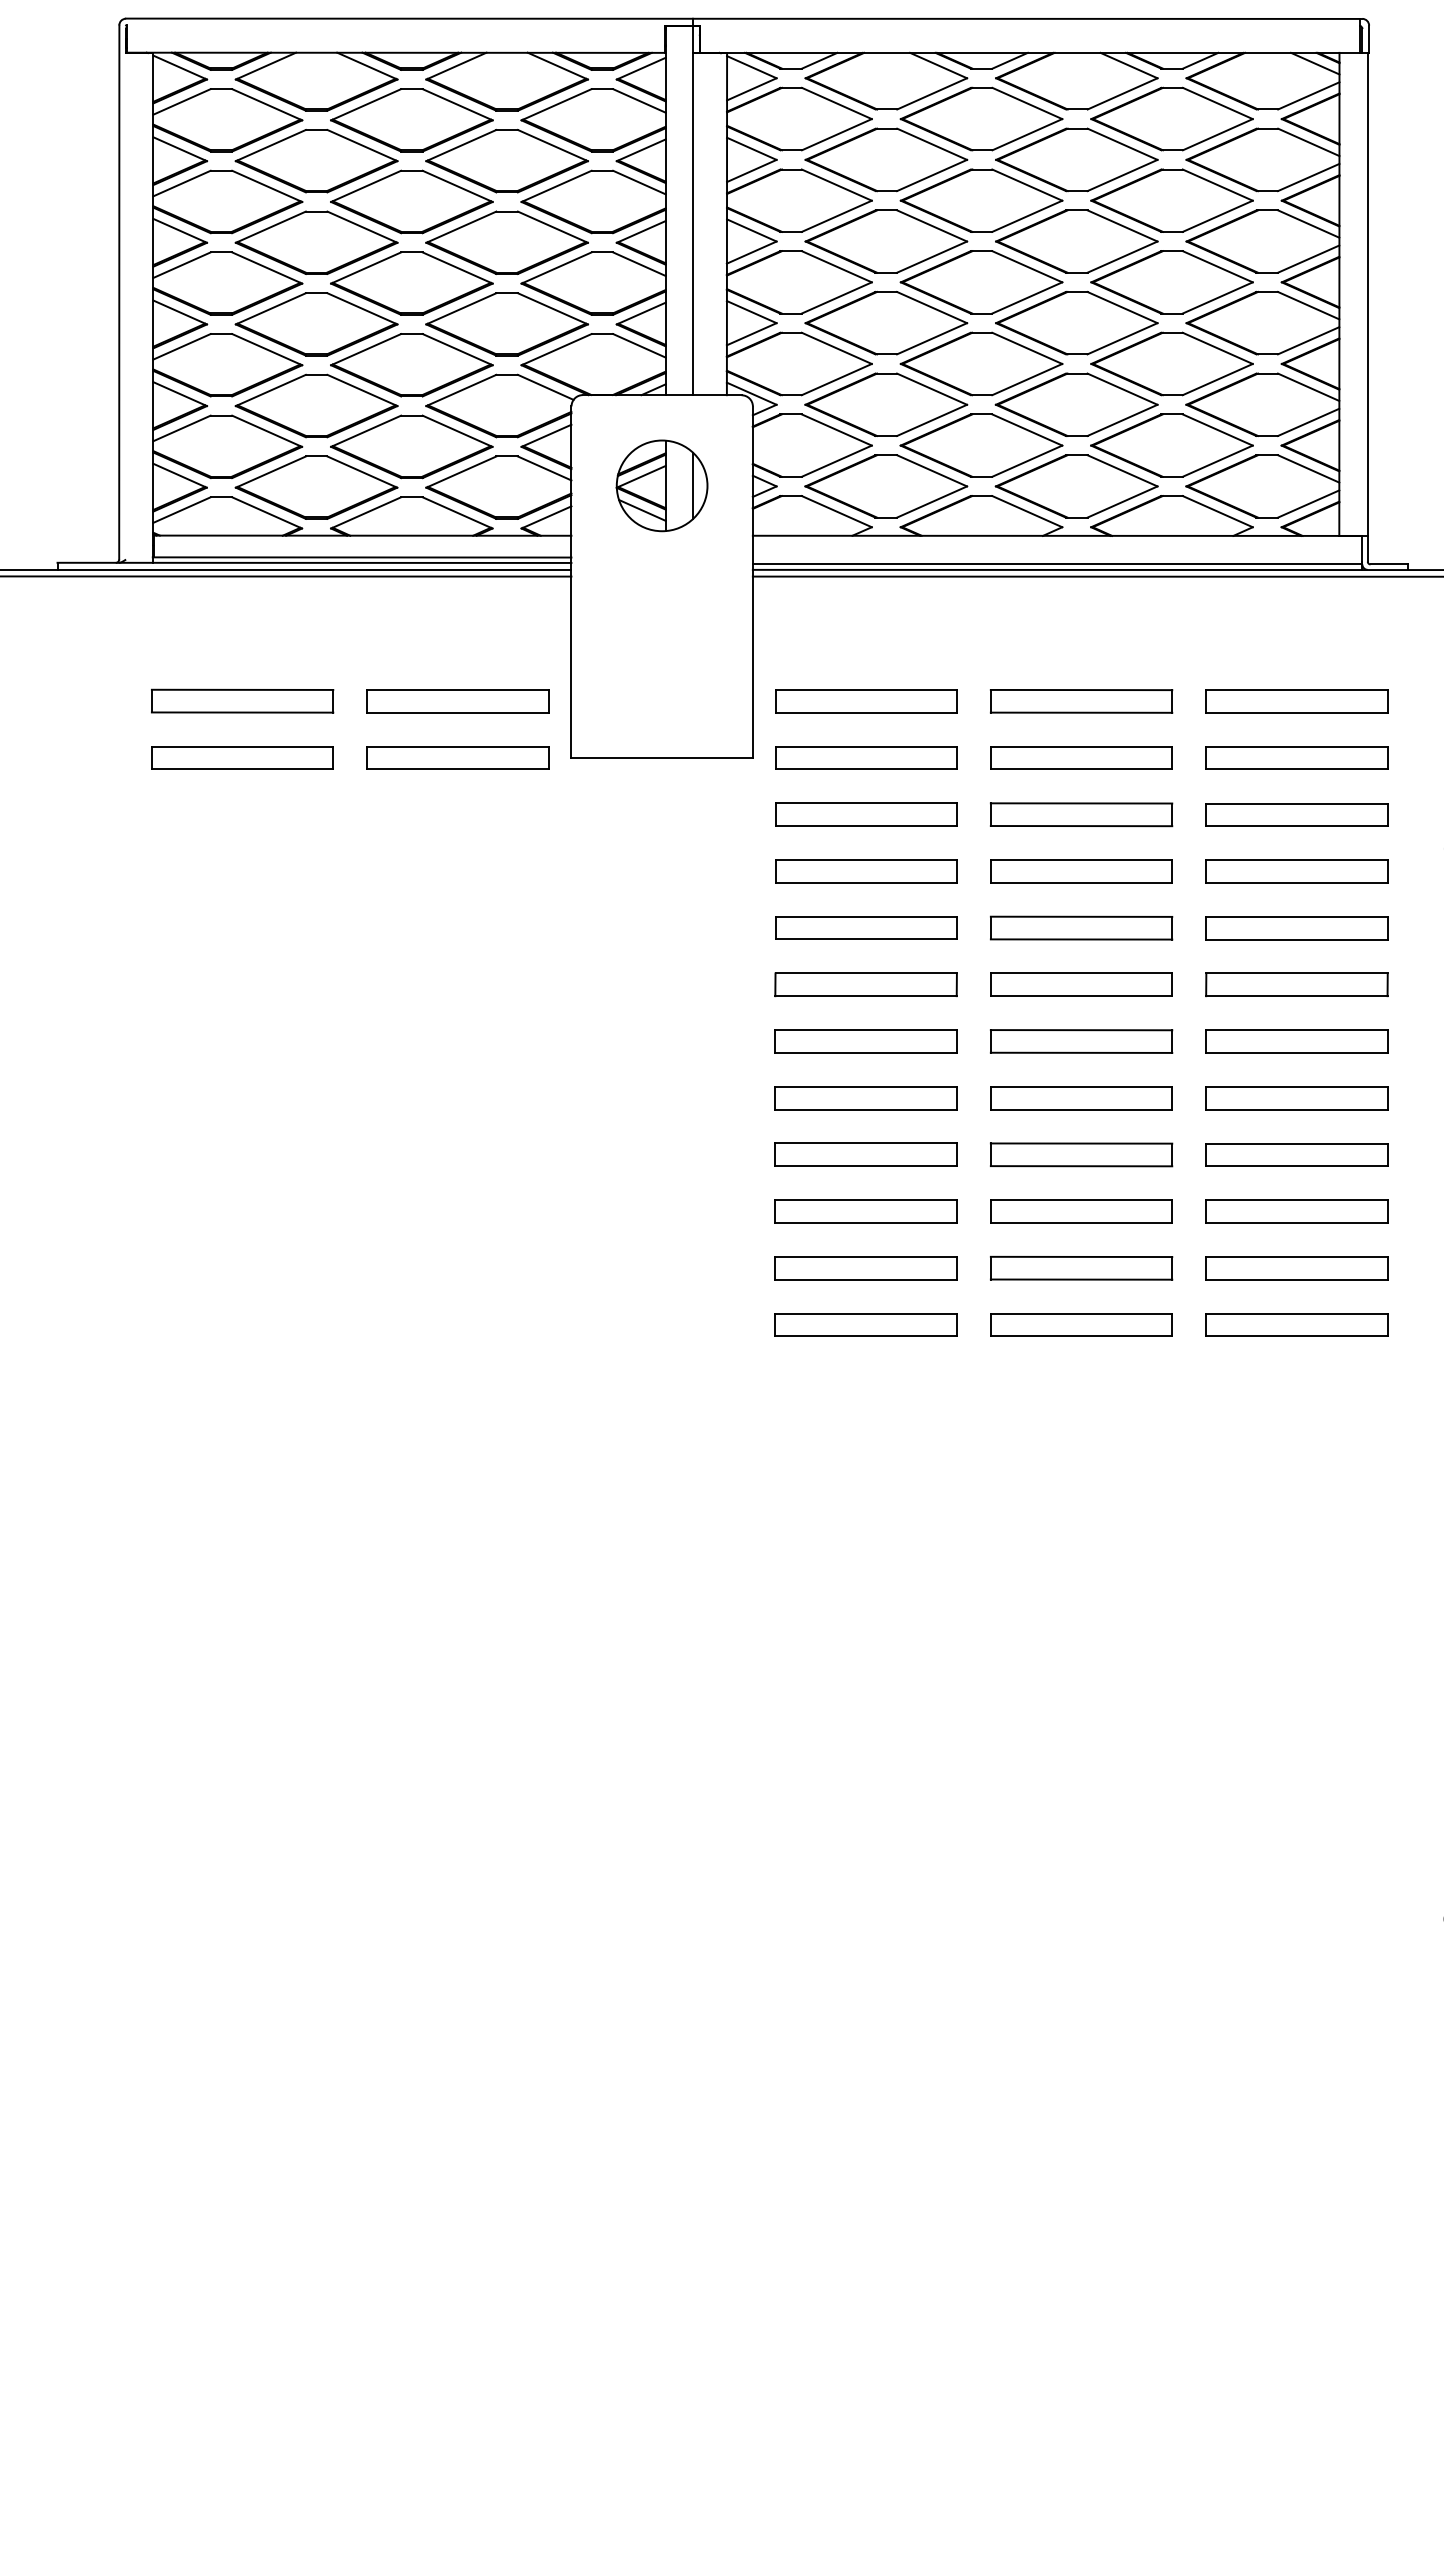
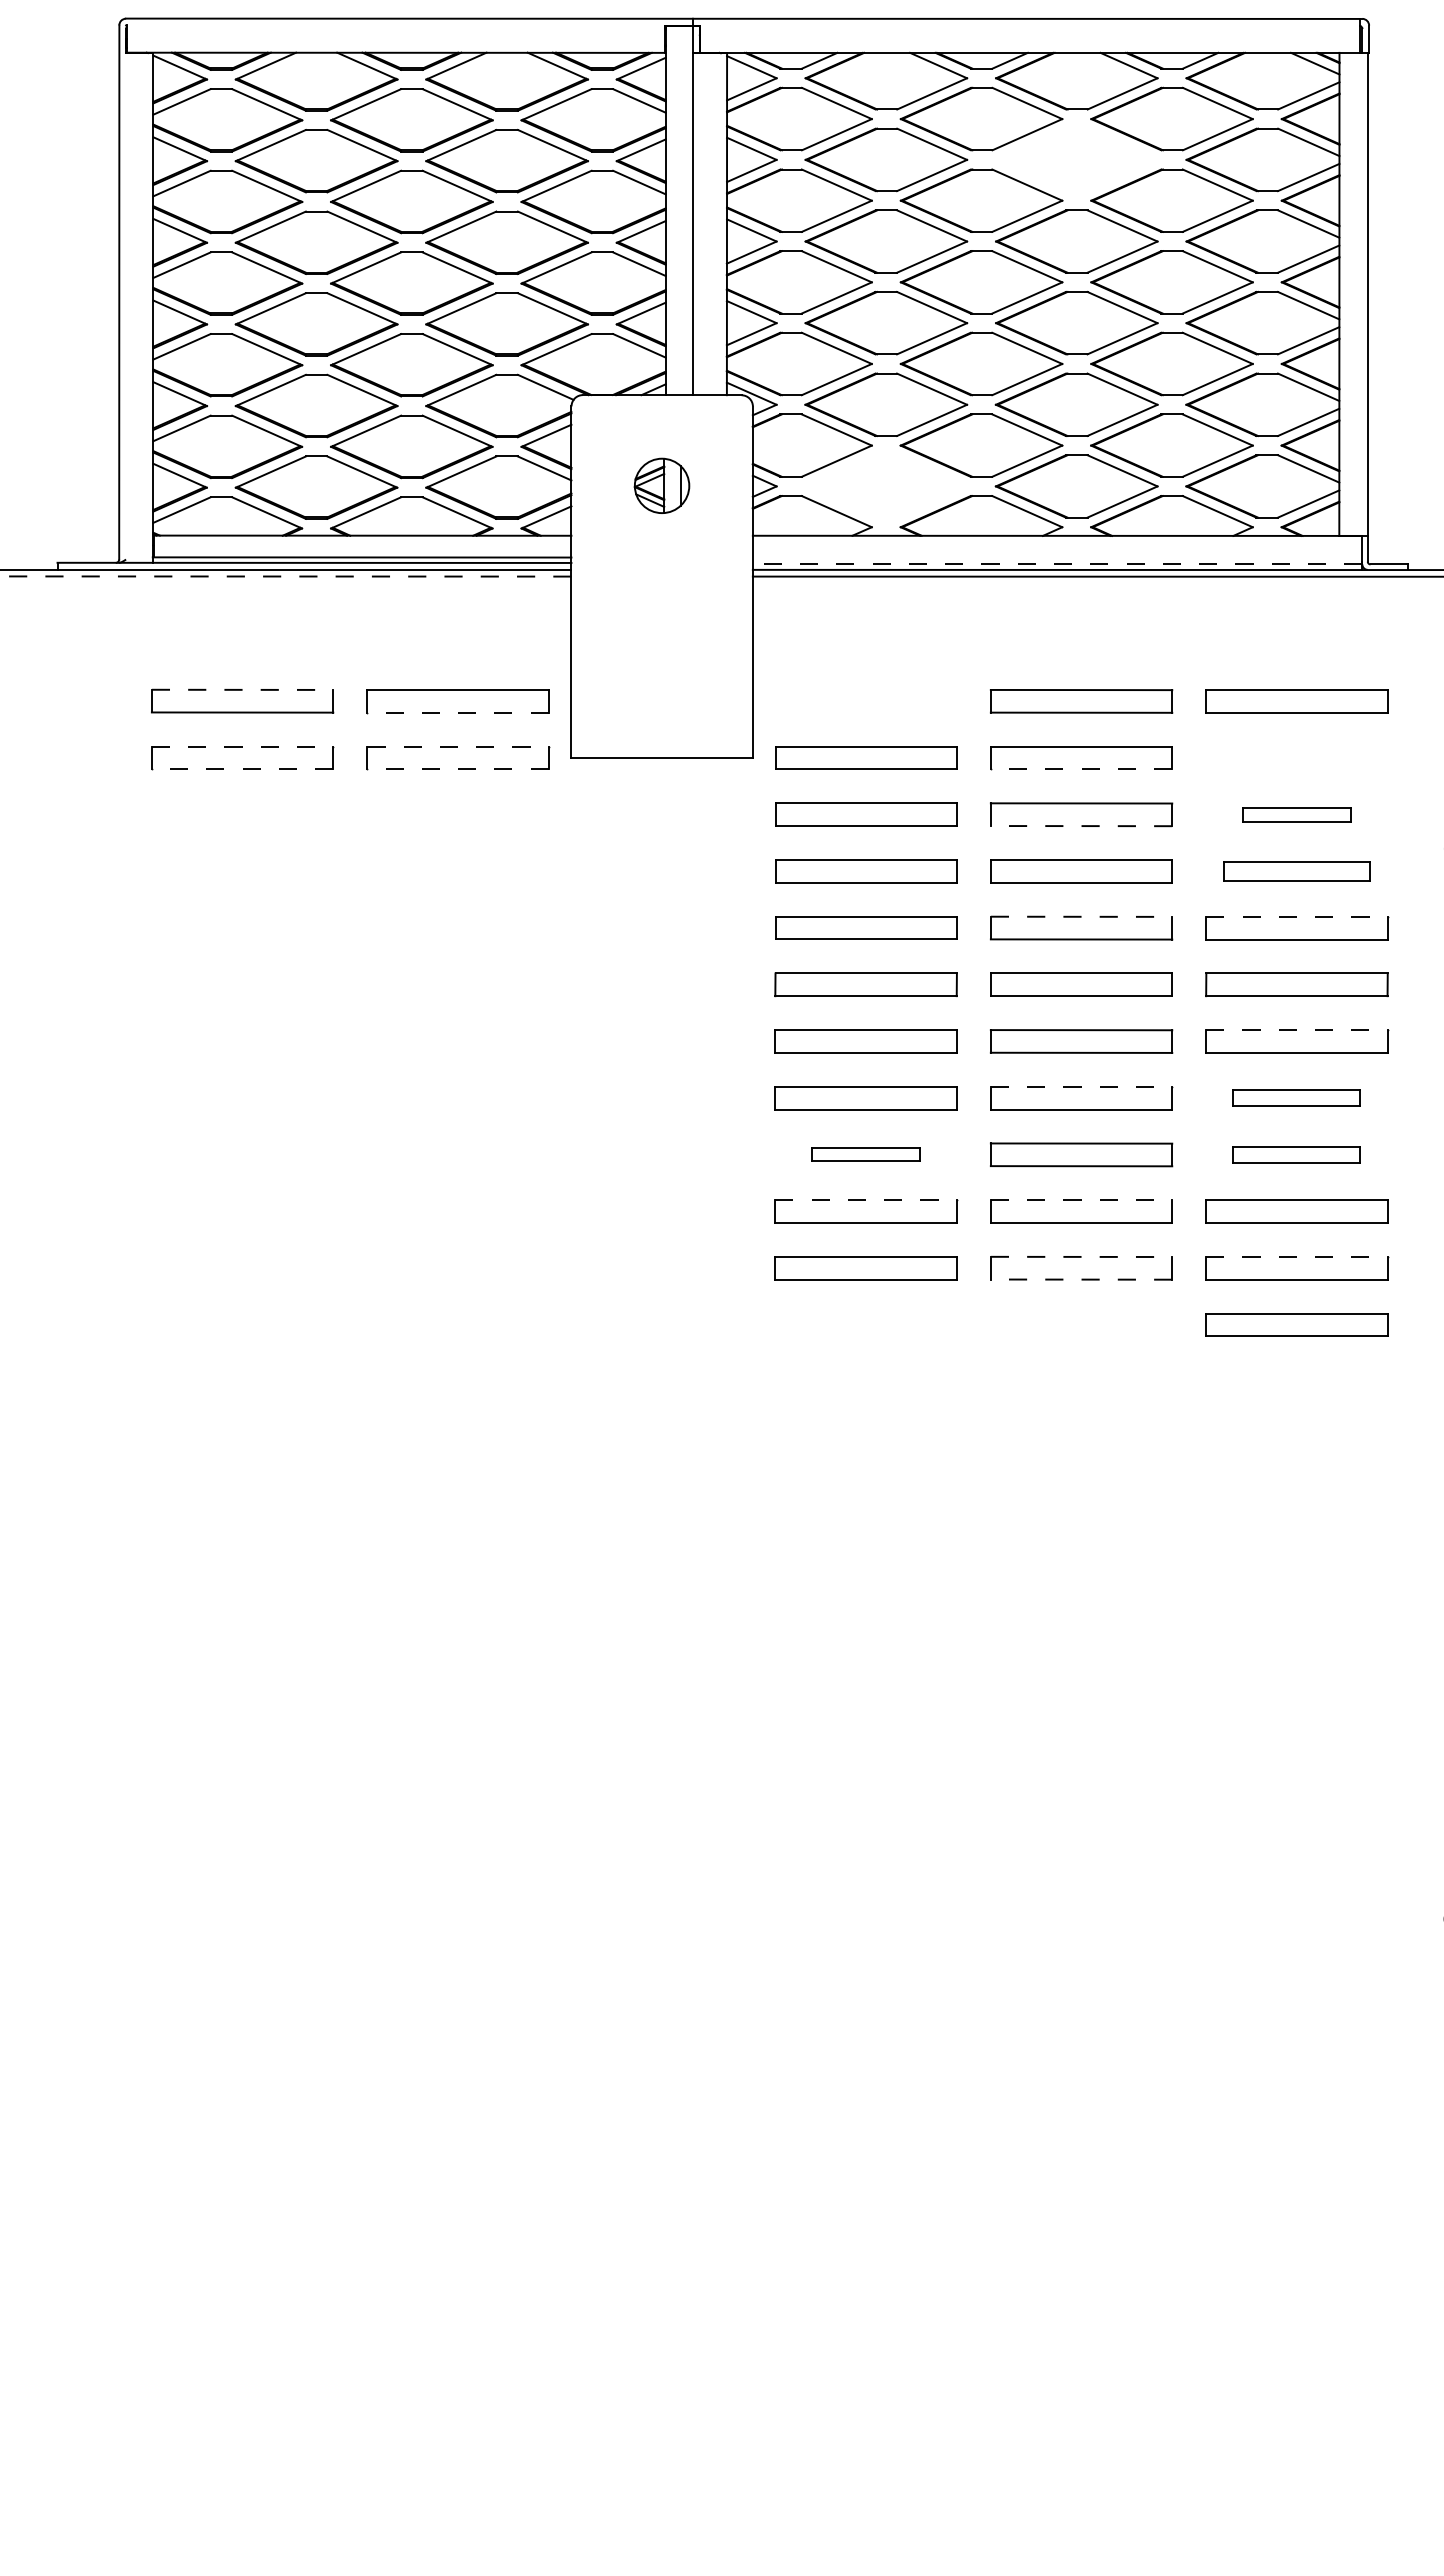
part: present -> none (1076, 159)
part size: 94x94 px -> 58x57 px (661, 485)
part: present -> none (886, 486)
line: solid -> dashed (1057, 564)
line: solid -> dashed (285, 576)
line: solid -> dashed (242, 689)
part: present -> none (866, 701)
line: solid -> dashed (458, 712)
line: solid -> dashed (242, 746)
line: solid -> dashed (458, 746)
part: present -> none (1296, 757)
line: solid -> dashed (242, 769)
line: solid -> dashed (458, 769)
line: solid -> dashed (1081, 769)
part size: 184x24 px -> 110x16 px (1296, 814)
line: solid -> dashed (1081, 826)
part size: 184x25 px -> 148x21 px (1296, 871)
line: solid -> dashed (1081, 916)
line: solid -> dashed (1297, 916)
line: solid -> dashed (1296, 1030)
line: solid -> dashed (1081, 1086)
part size: 184x25 px -> 129x18 px (1296, 1097)
part size: 184x25 px -> 110x15 px (865, 1154)
part size: 184x24 px -> 129x18 px (1296, 1154)
line: solid -> dashed (866, 1200)
line: solid -> dashed (1081, 1200)
line: solid -> dashed (1081, 1256)
line: solid -> dashed (1296, 1257)
line: solid -> dashed (1081, 1279)
part: present -> none (865, 1324)
part: present -> none (1081, 1324)
